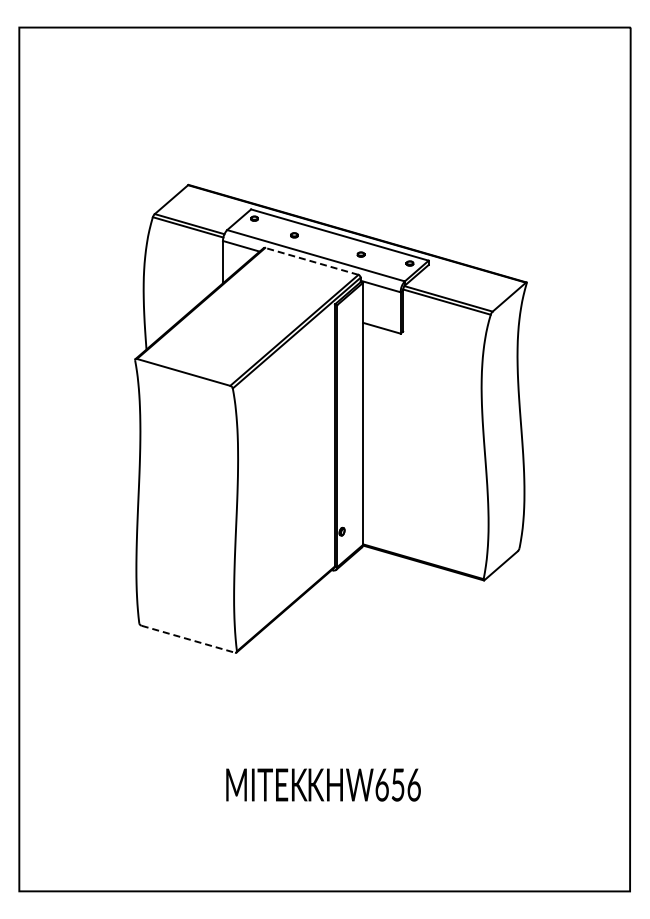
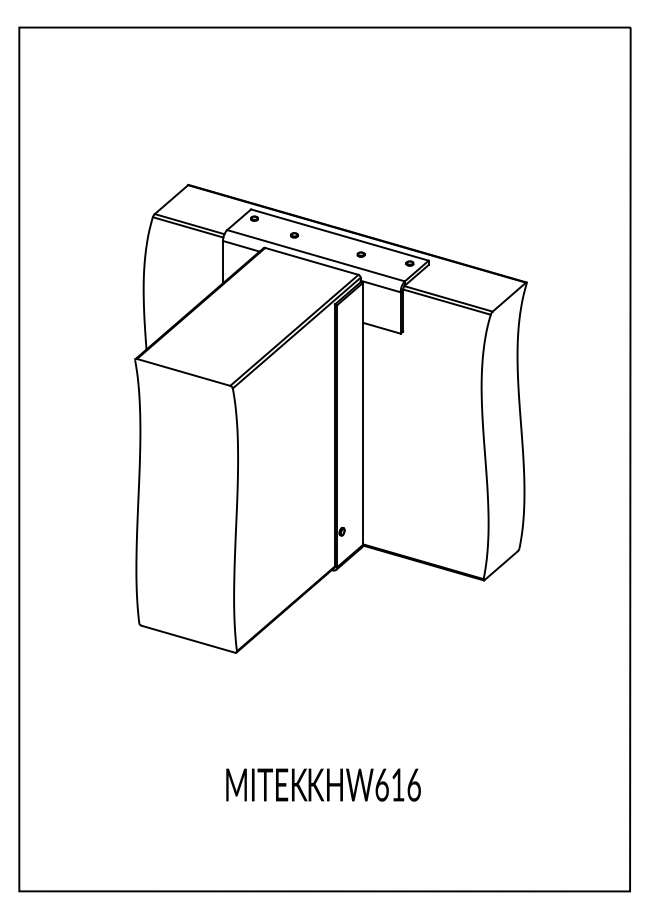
line: dashed -> solid (311, 261)
line: dashed -> solid (188, 639)
text: KHW656 -> KHW616 (397, 784)
